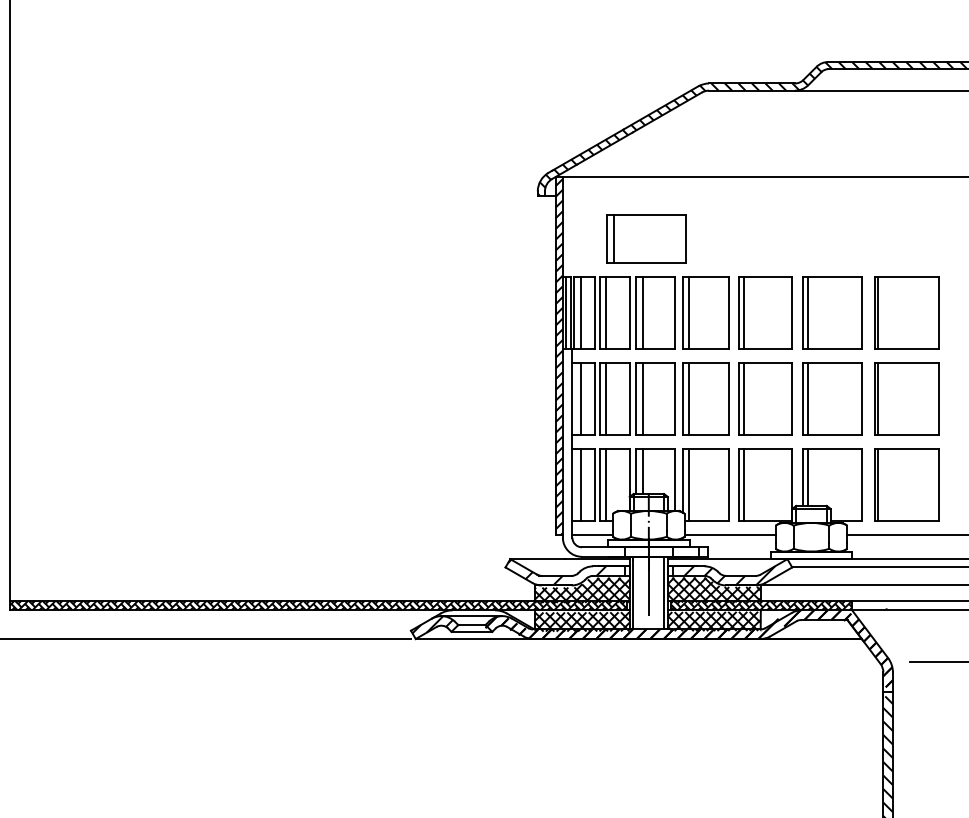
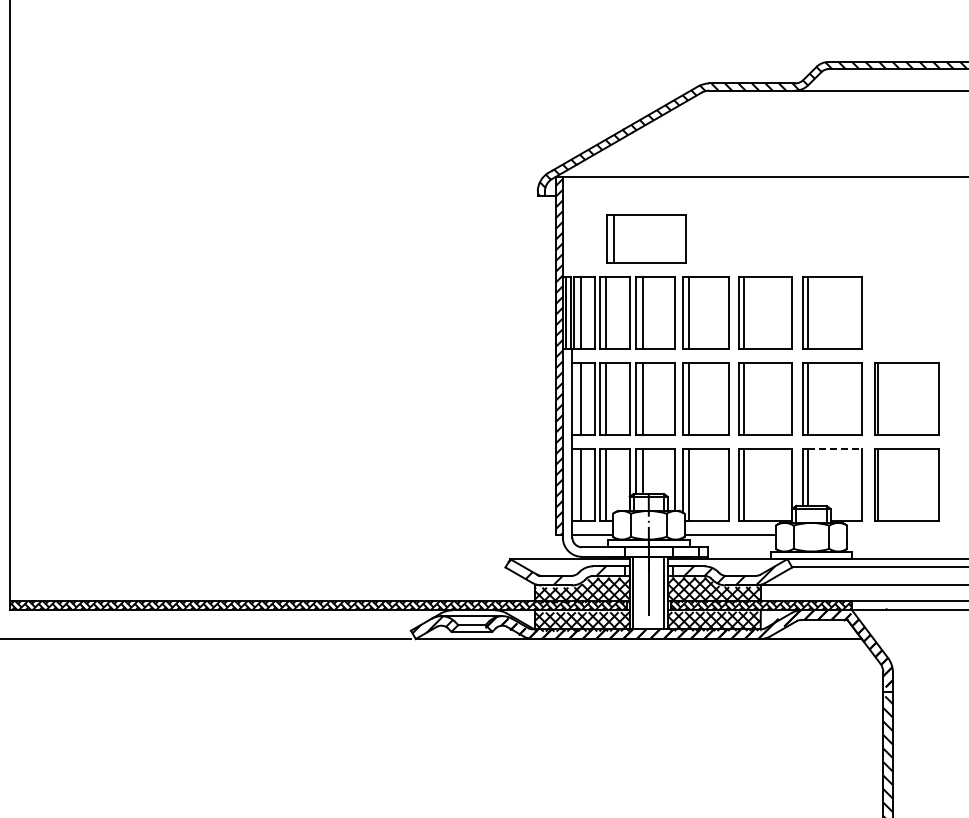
part: present -> none (906, 312)
line: solid -> dashed (835, 449)
line: present -> none (906, 535)
line: present -> none (937, 661)
